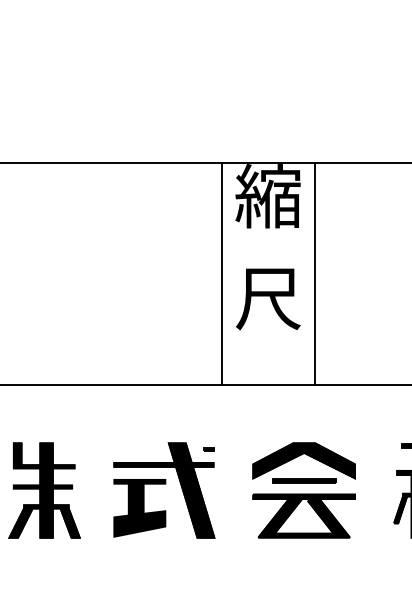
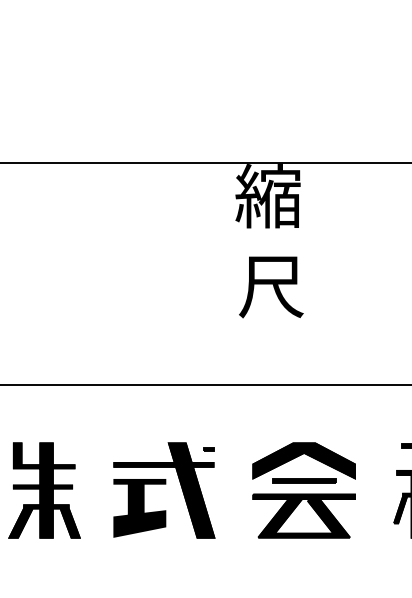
line: present -> none (222, 273)
line: present -> none (315, 273)
text position: (268, 299) -> (271, 287) (271, 287)
